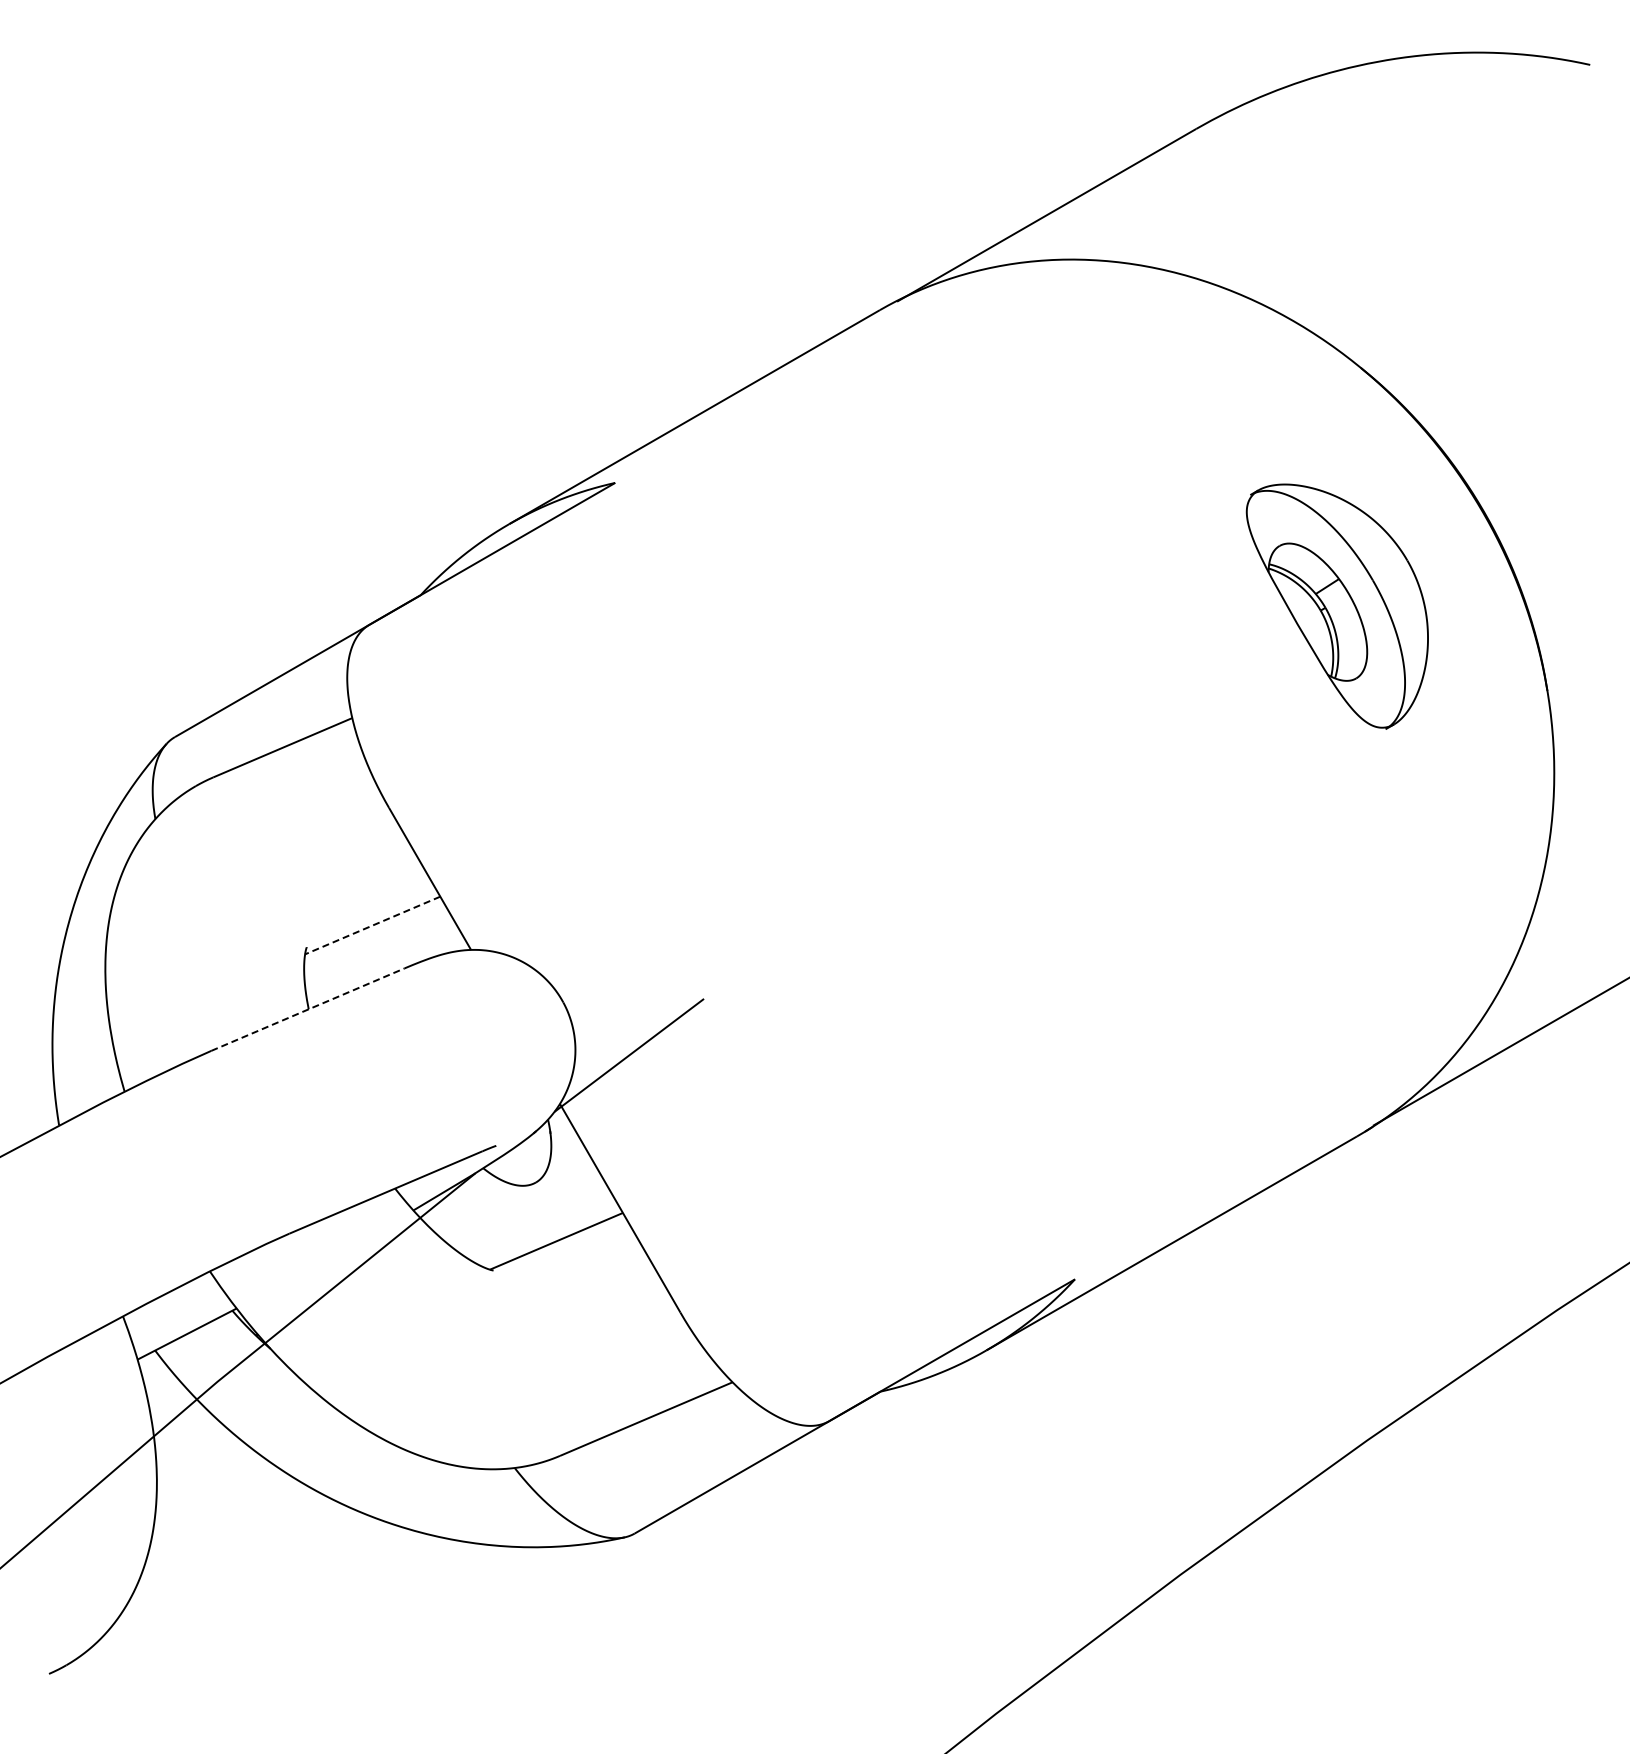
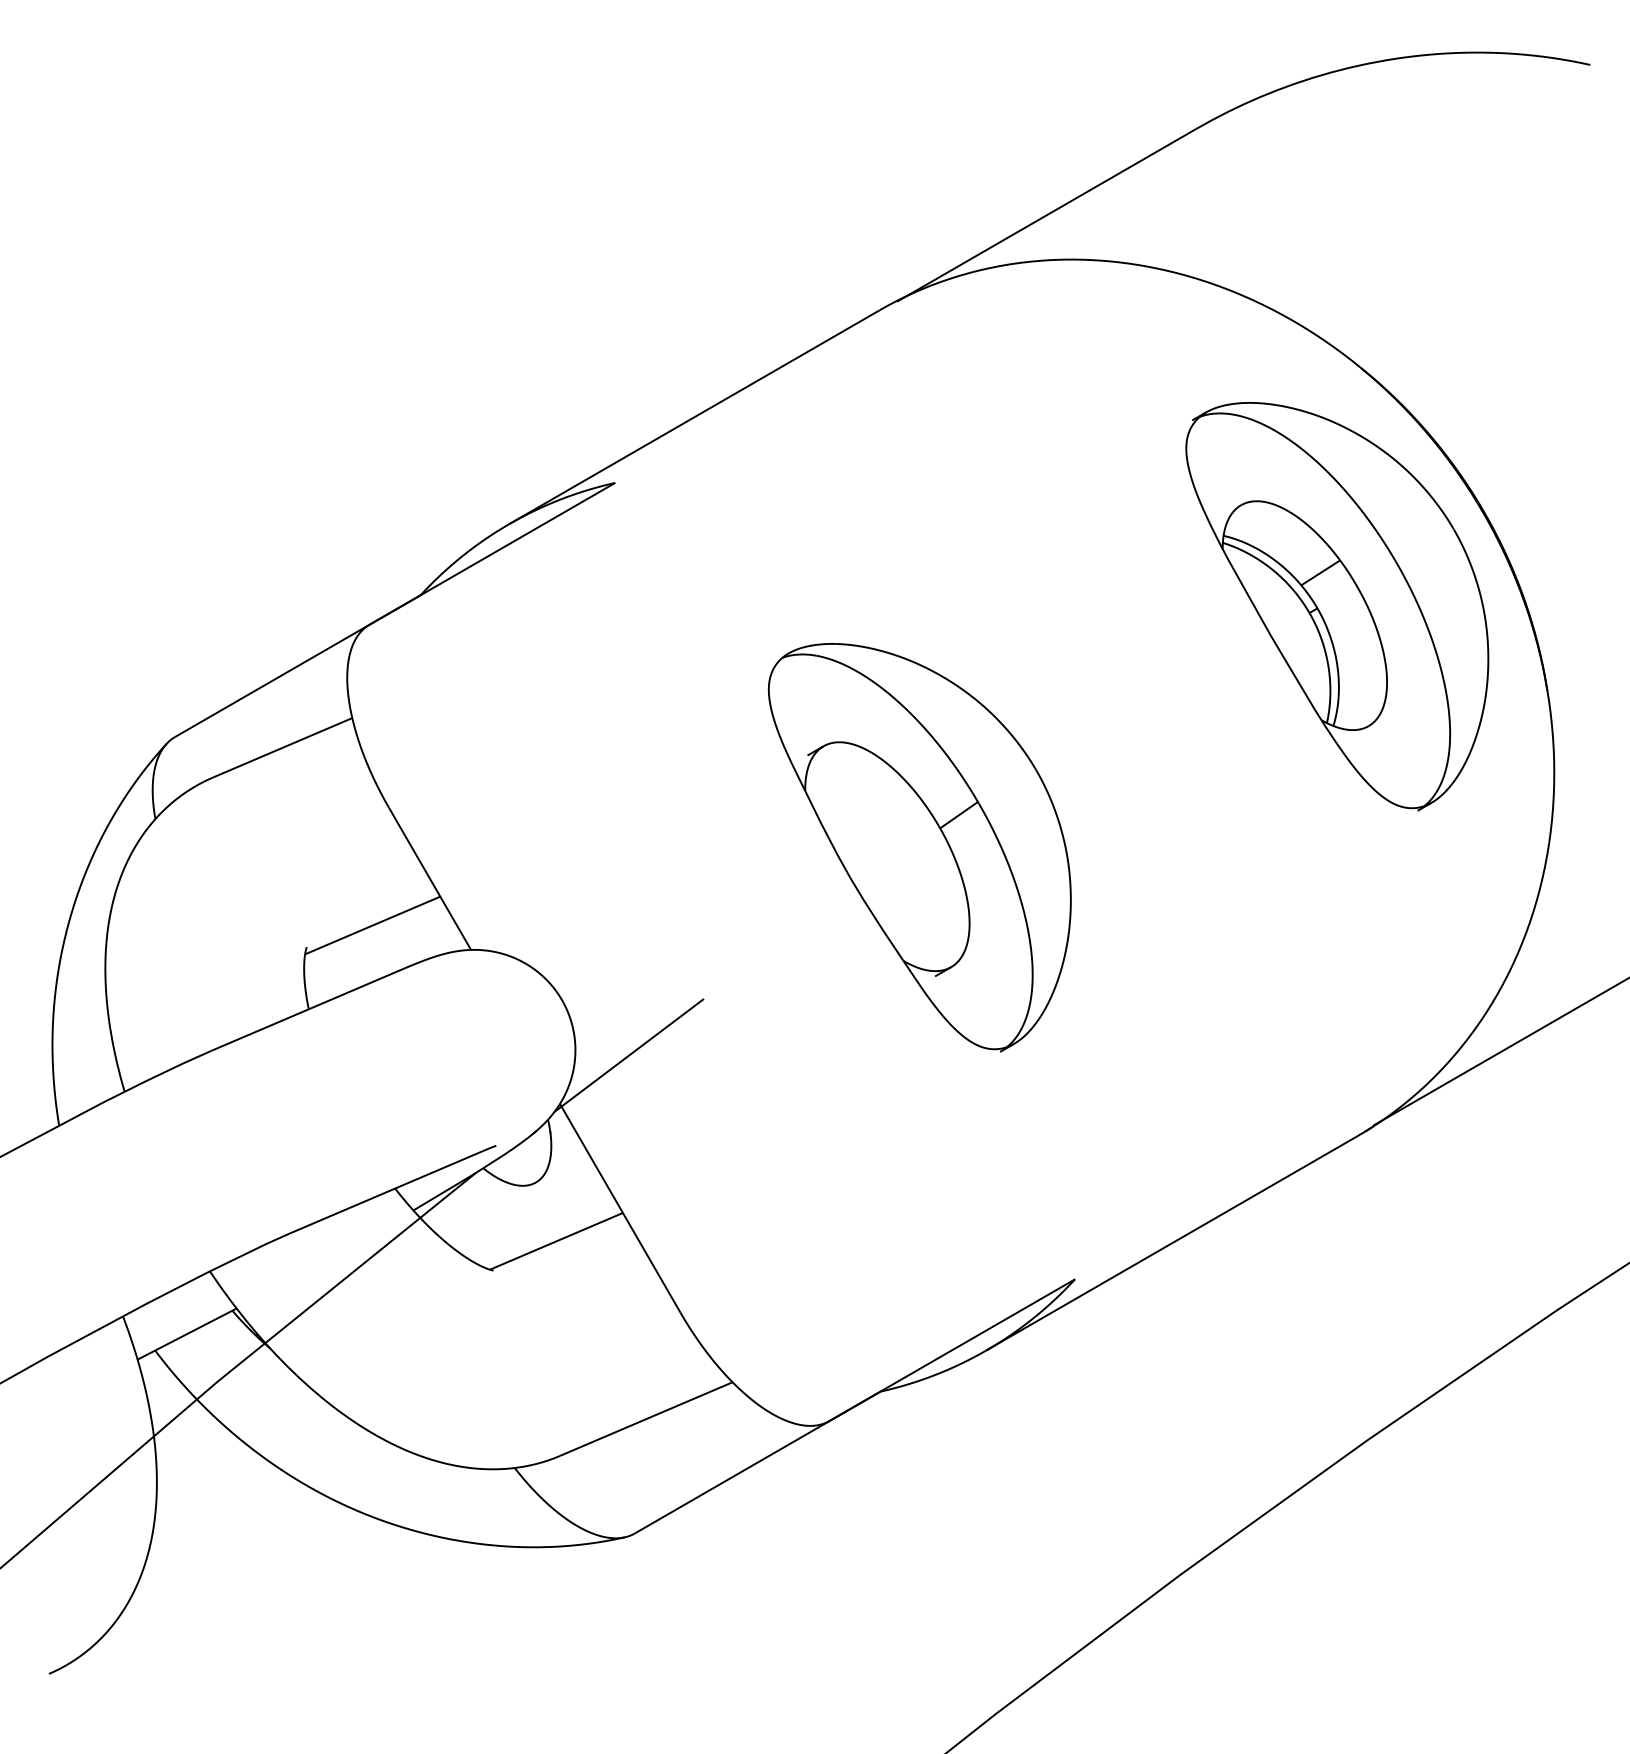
part size: 184x247 px -> 305x410 px (1337, 606)
part: none -> present (919, 847)
line: dashed -> solid (372, 925)
line: dashed -> solid (308, 1009)
